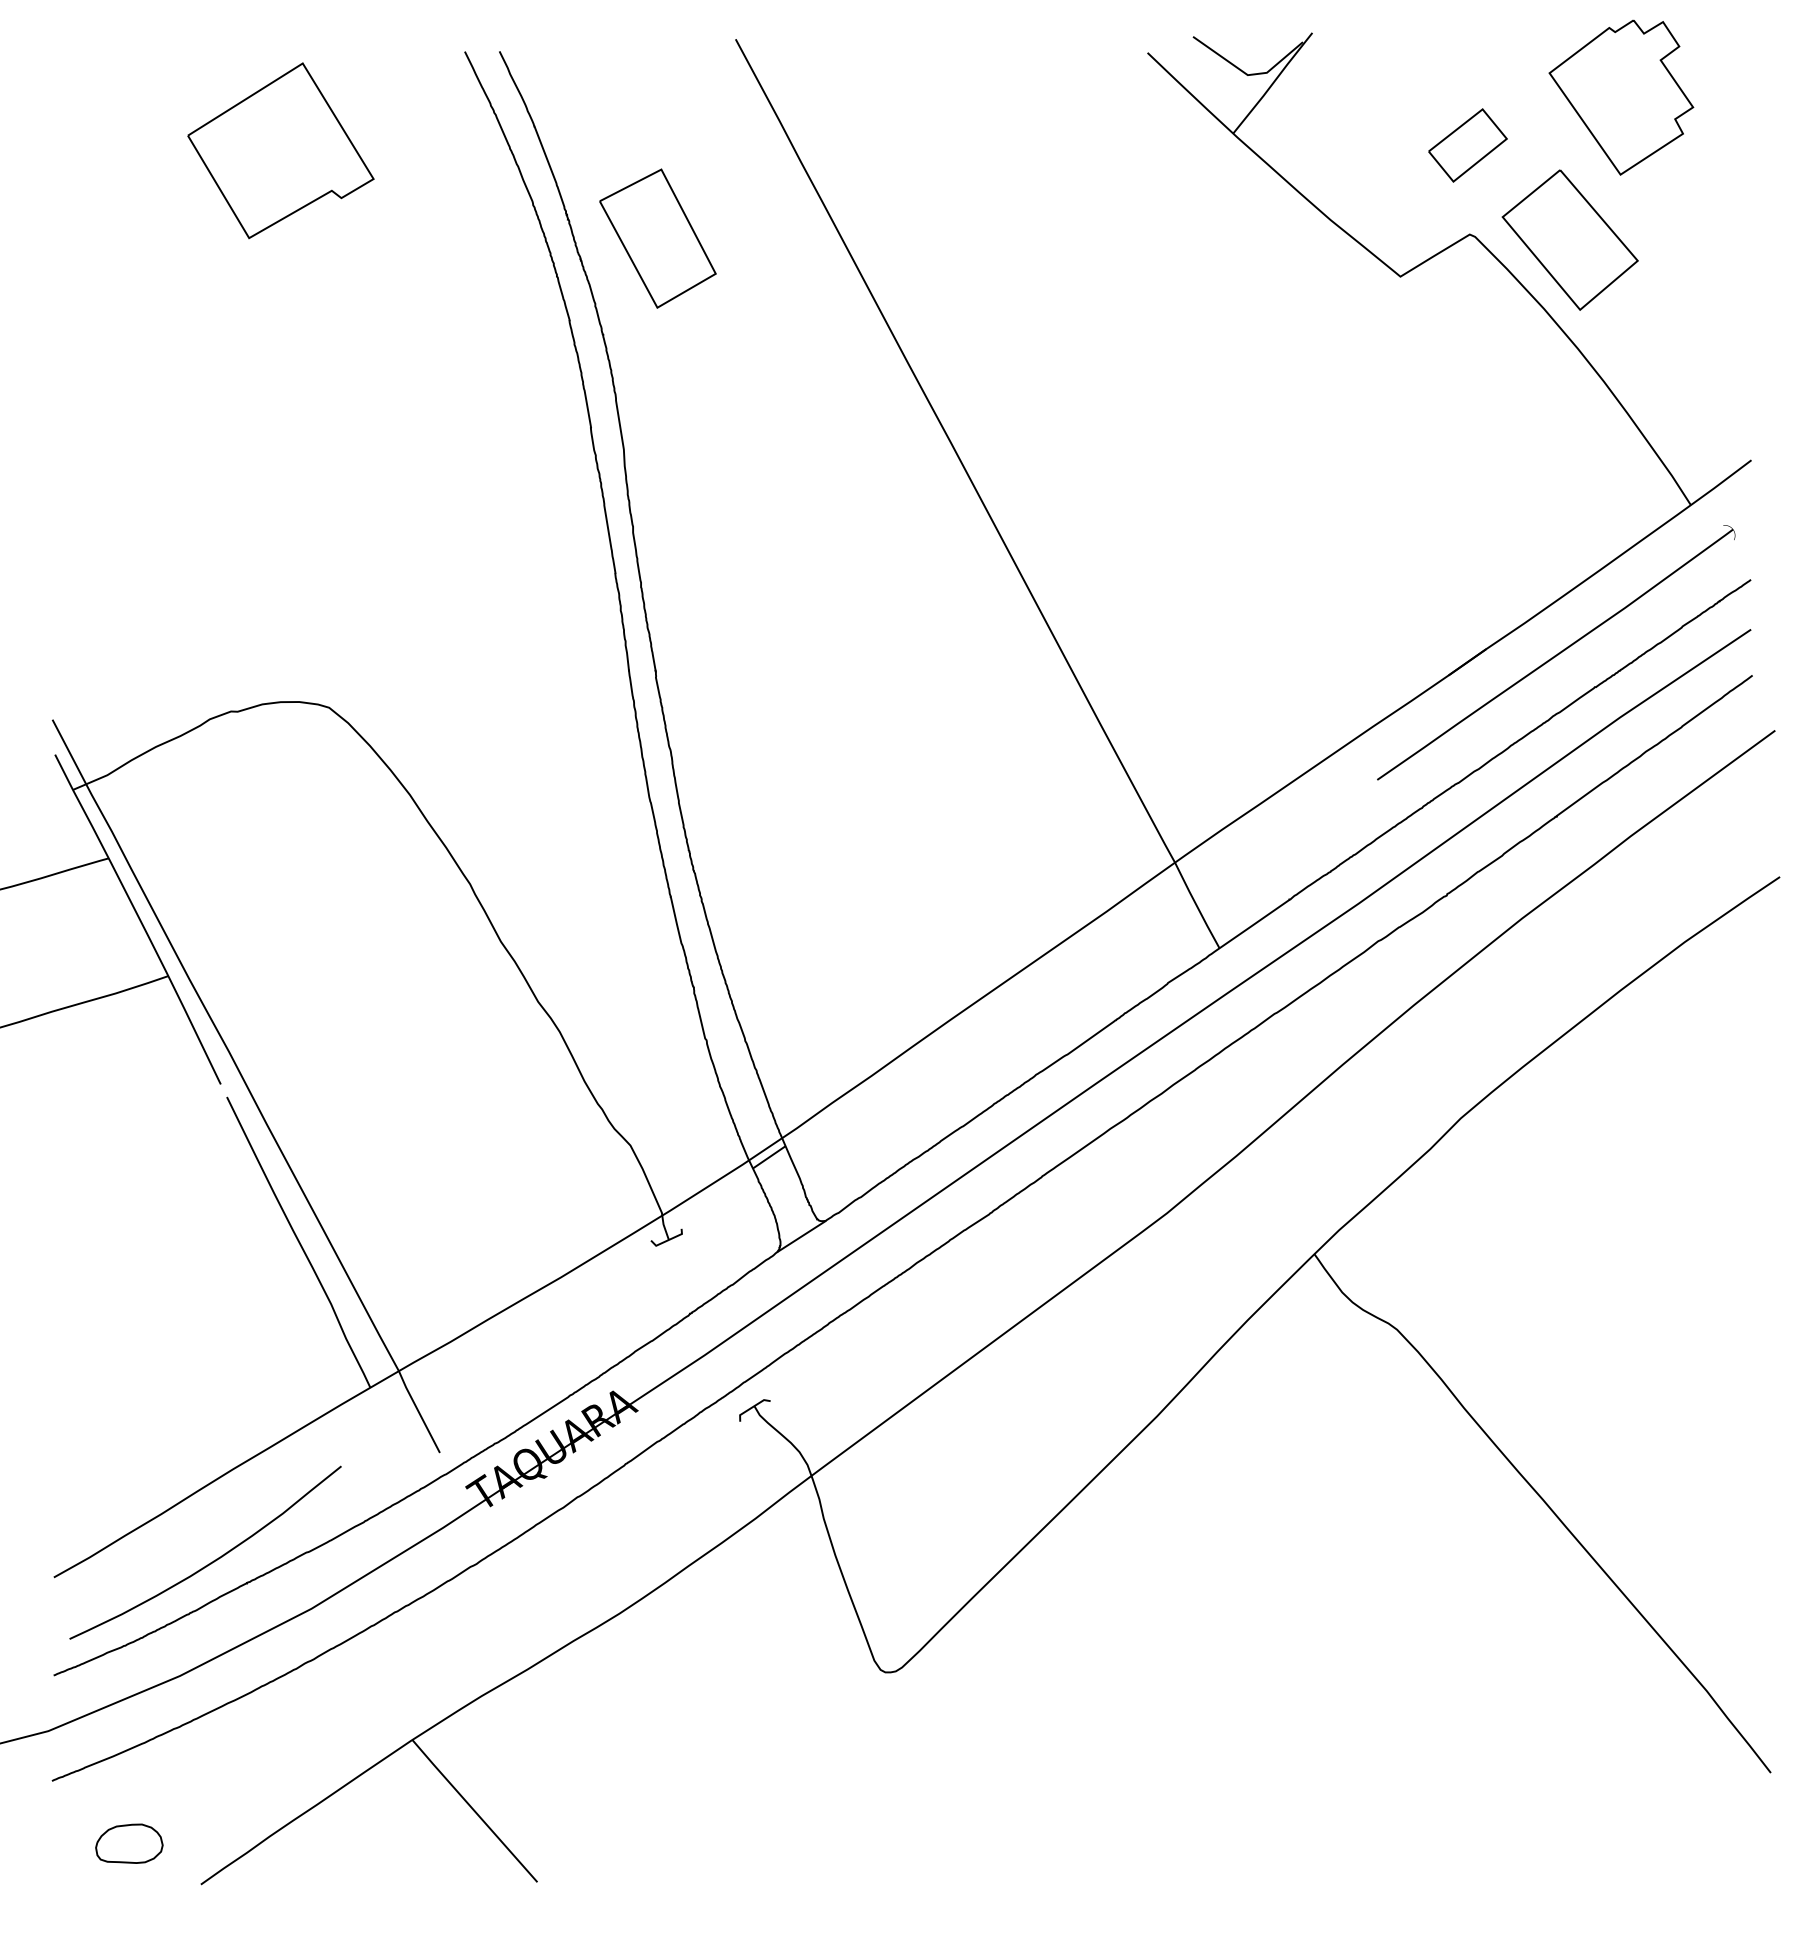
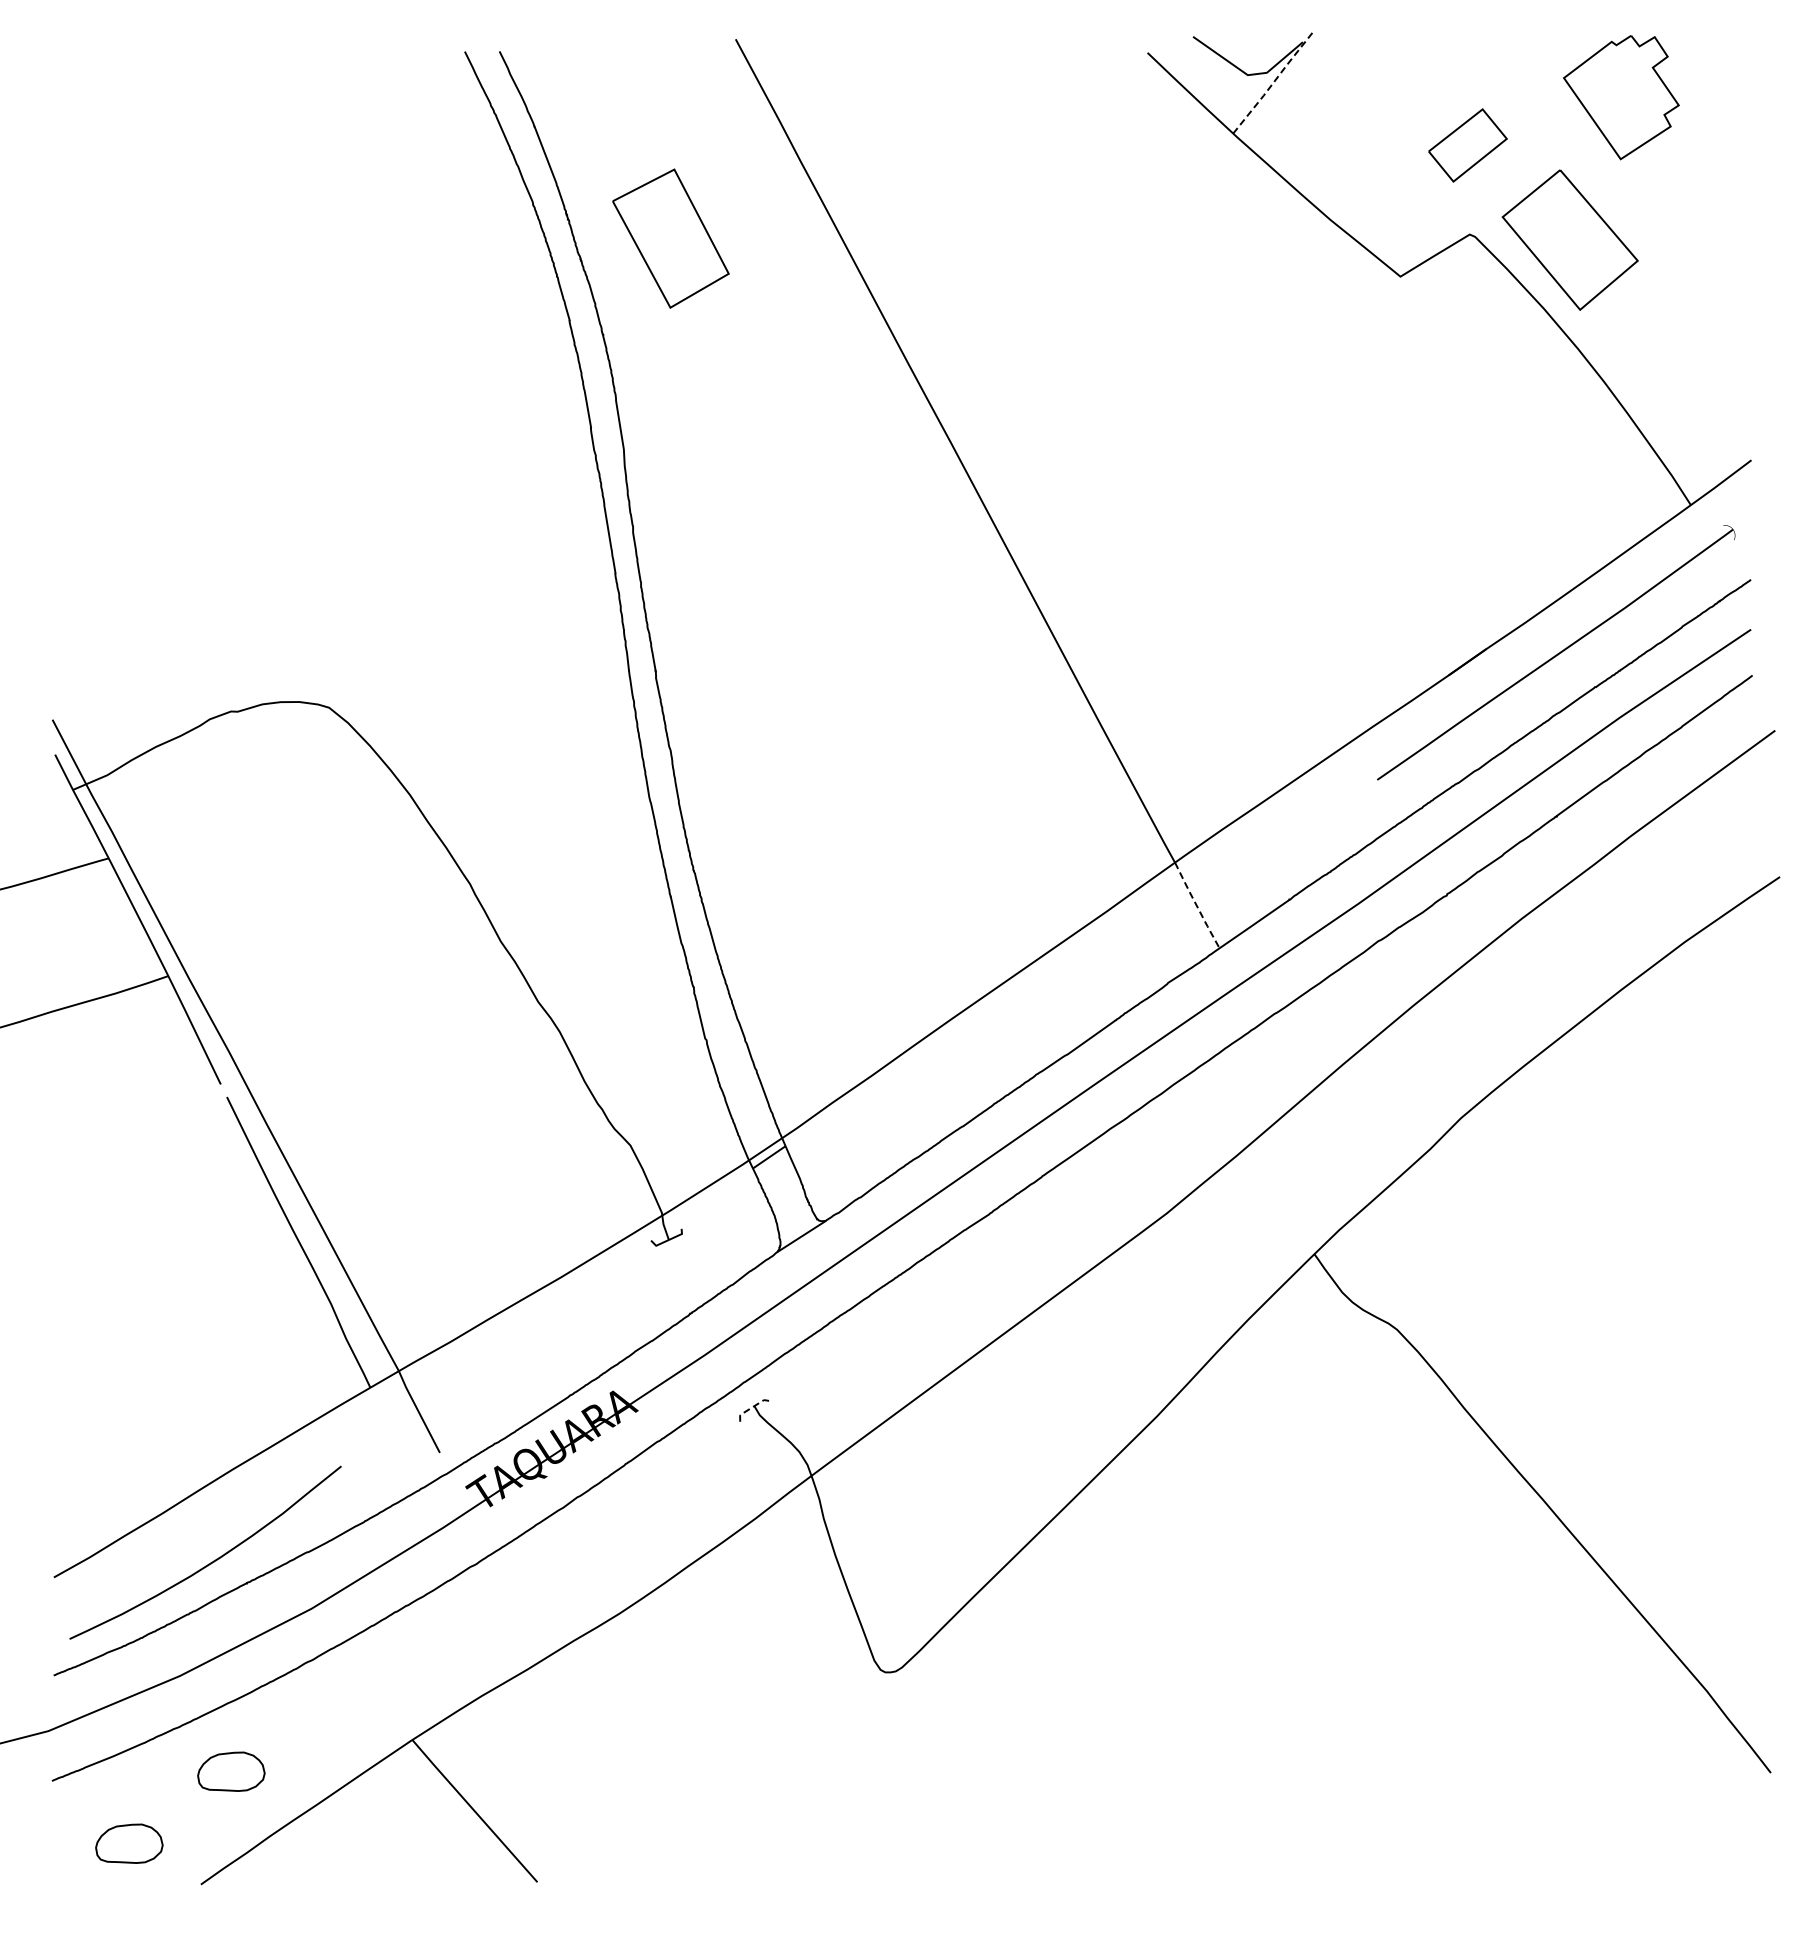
line: solid -> dashed (1273, 83)
part size: 147x157 px -> 117x126 px (1621, 97)
part: present -> none (280, 150)
part position: (657, 238) -> (670, 238) (670, 238)
line: solid -> dashed (1196, 905)
line: solid -> dashed (752, 1407)
part: none -> present (231, 1771)
